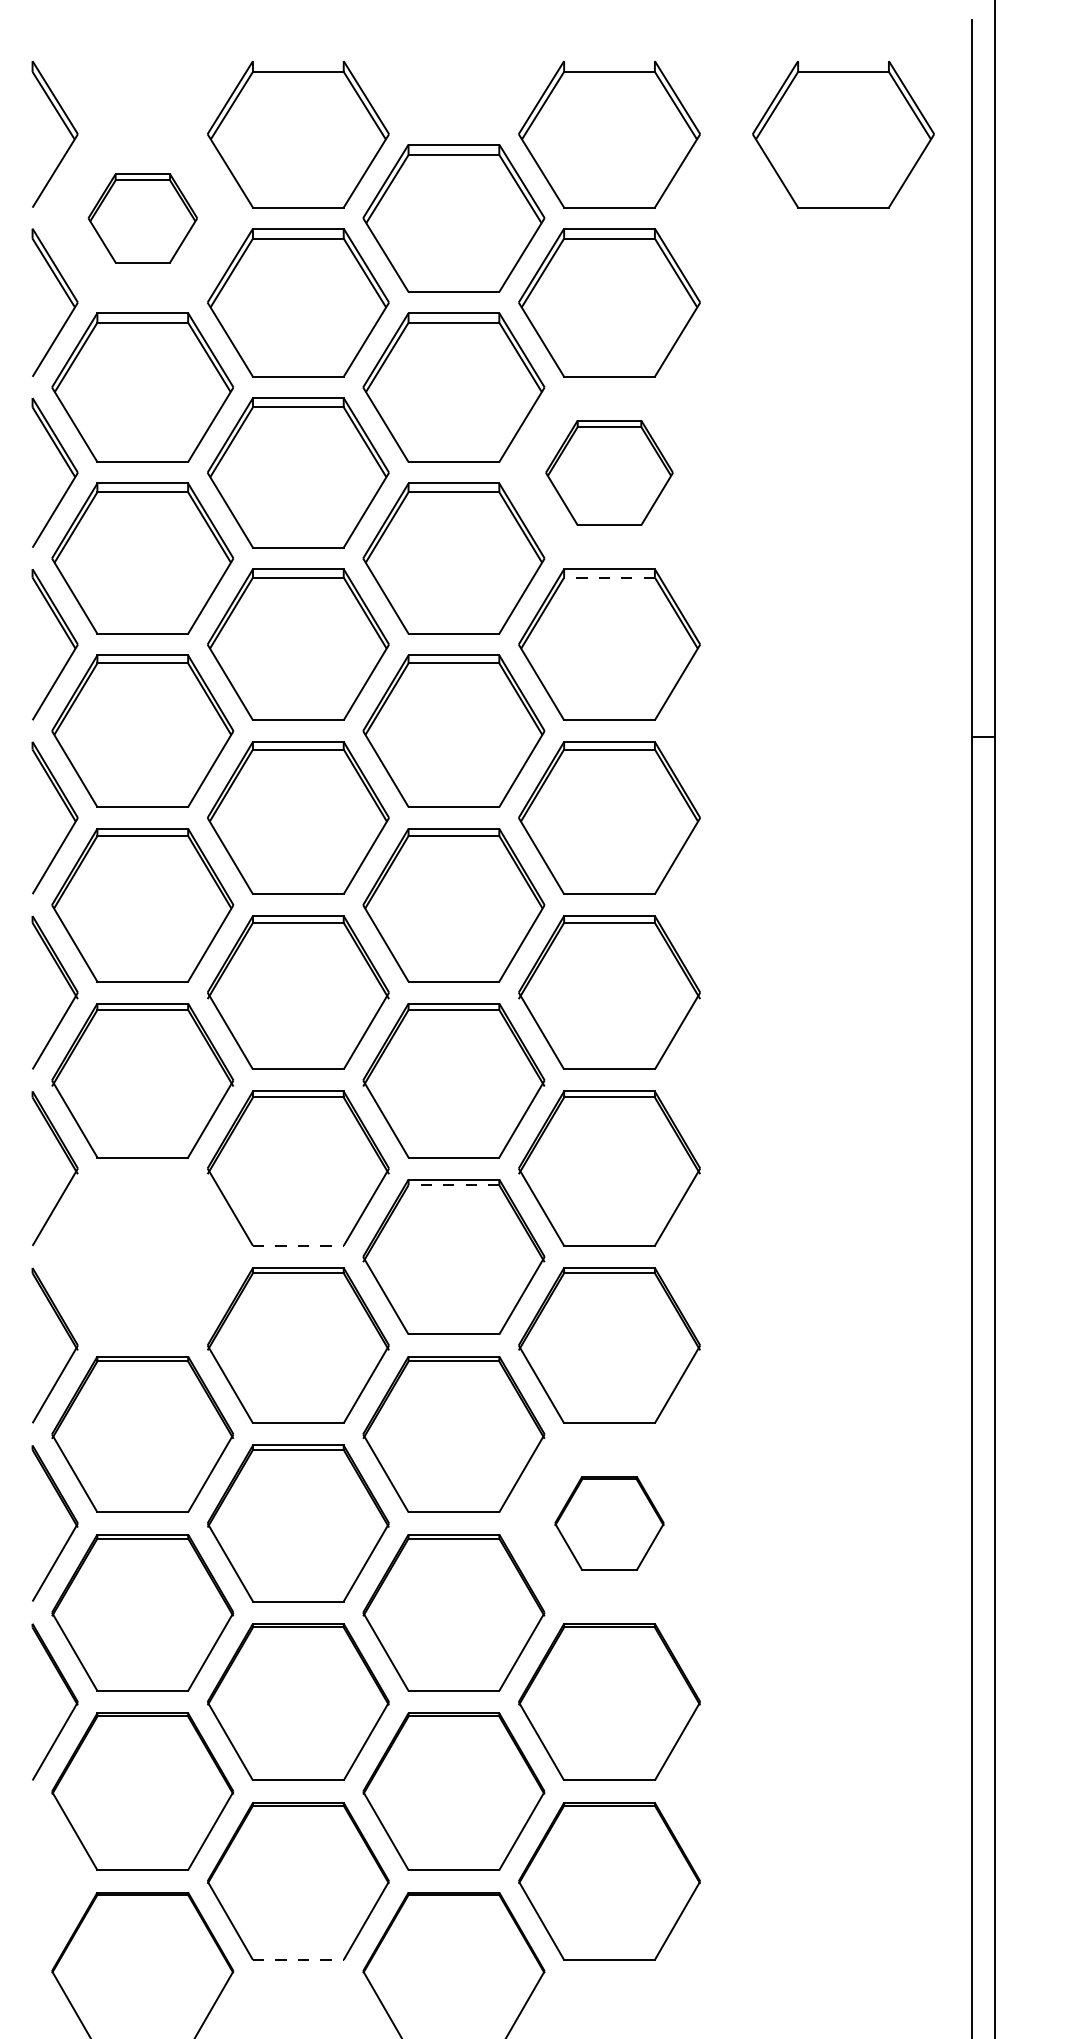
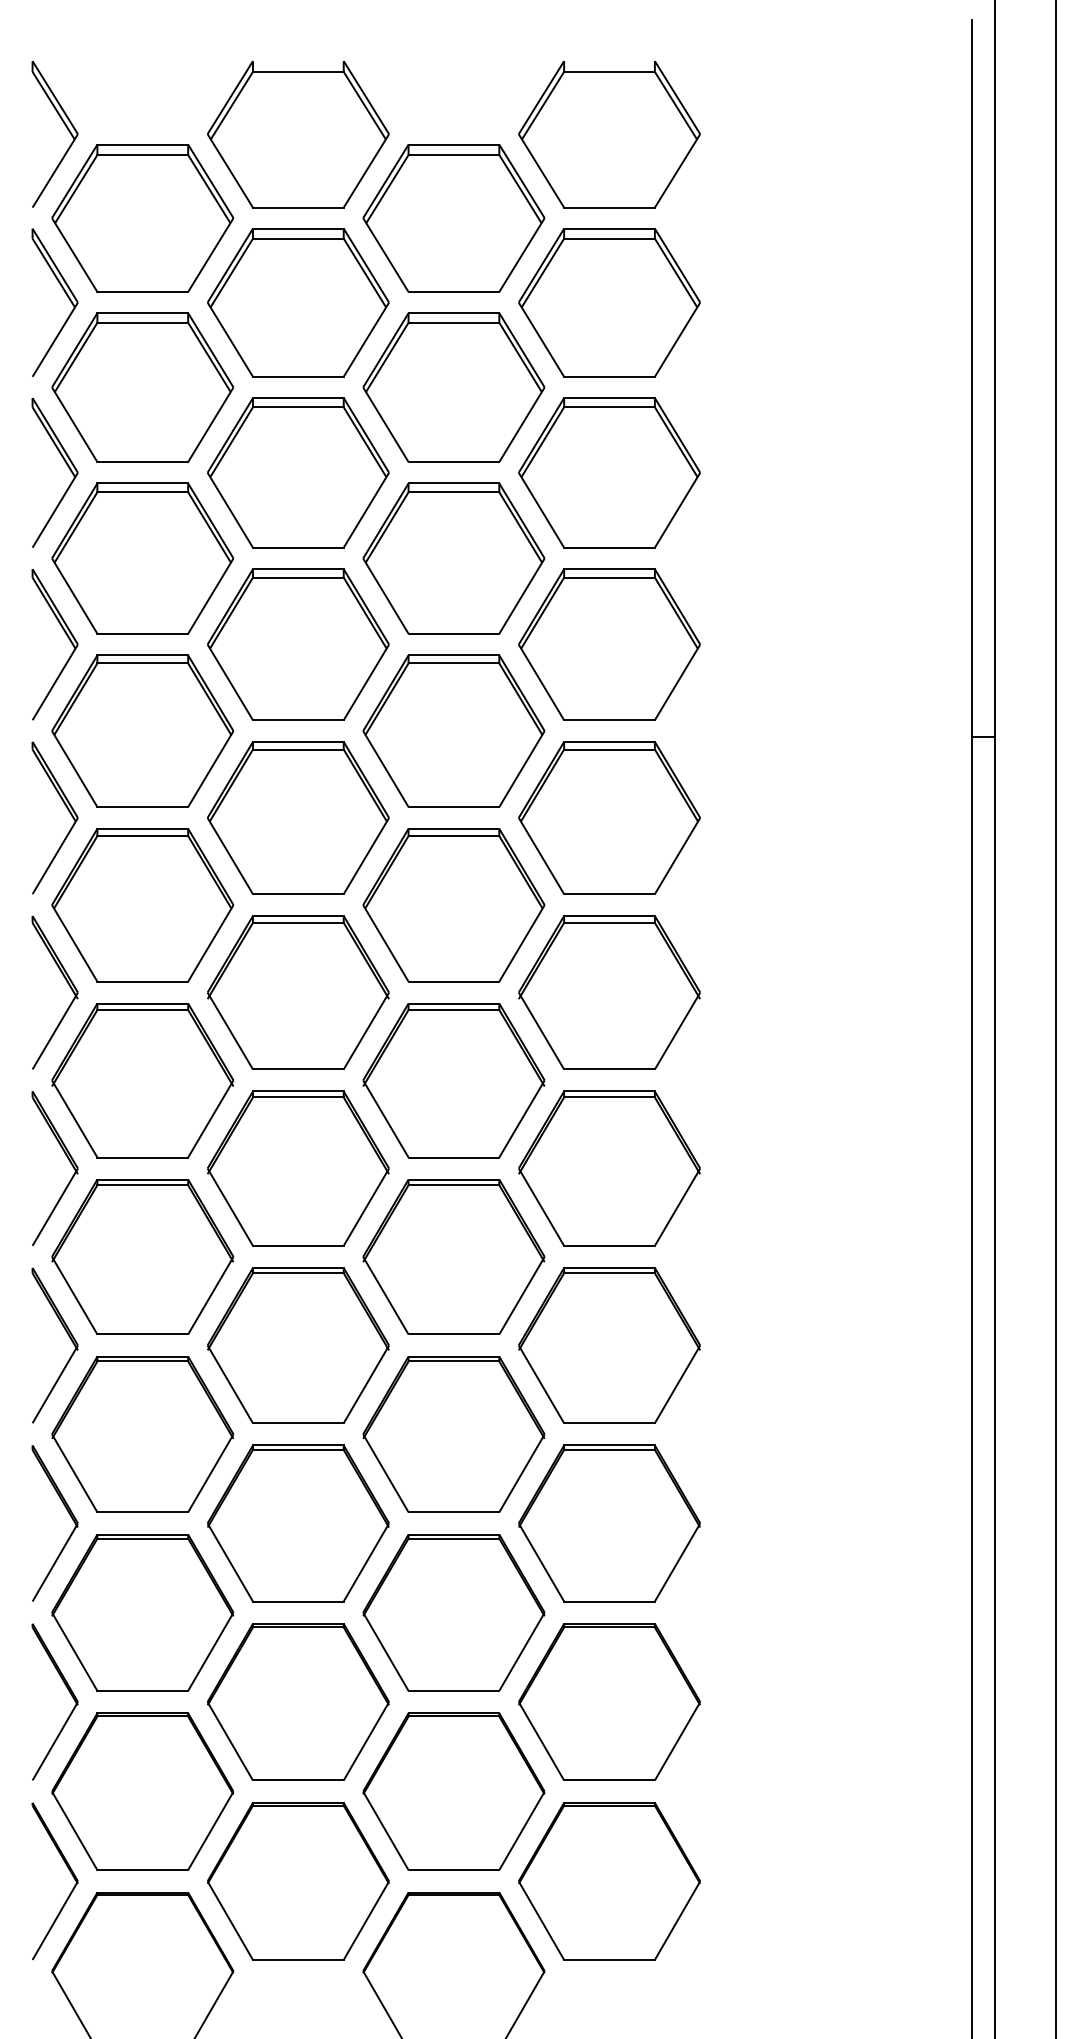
part: present -> none (843, 134)
part size: 111x91 px -> 184x149 px (142, 218)
part size: 129x106 px -> 183x152 px (609, 472)
line: dashed -> solid (609, 577)
line: none -> present (1056, 1018)
line: dashed -> solid (453, 1185)
line: dashed -> solid (298, 1245)
part: none -> present (142, 1256)
part size: 111x95 px -> 183x159 px (609, 1523)
part: none -> present (70, 1873)
line: dashed -> solid (298, 1959)
